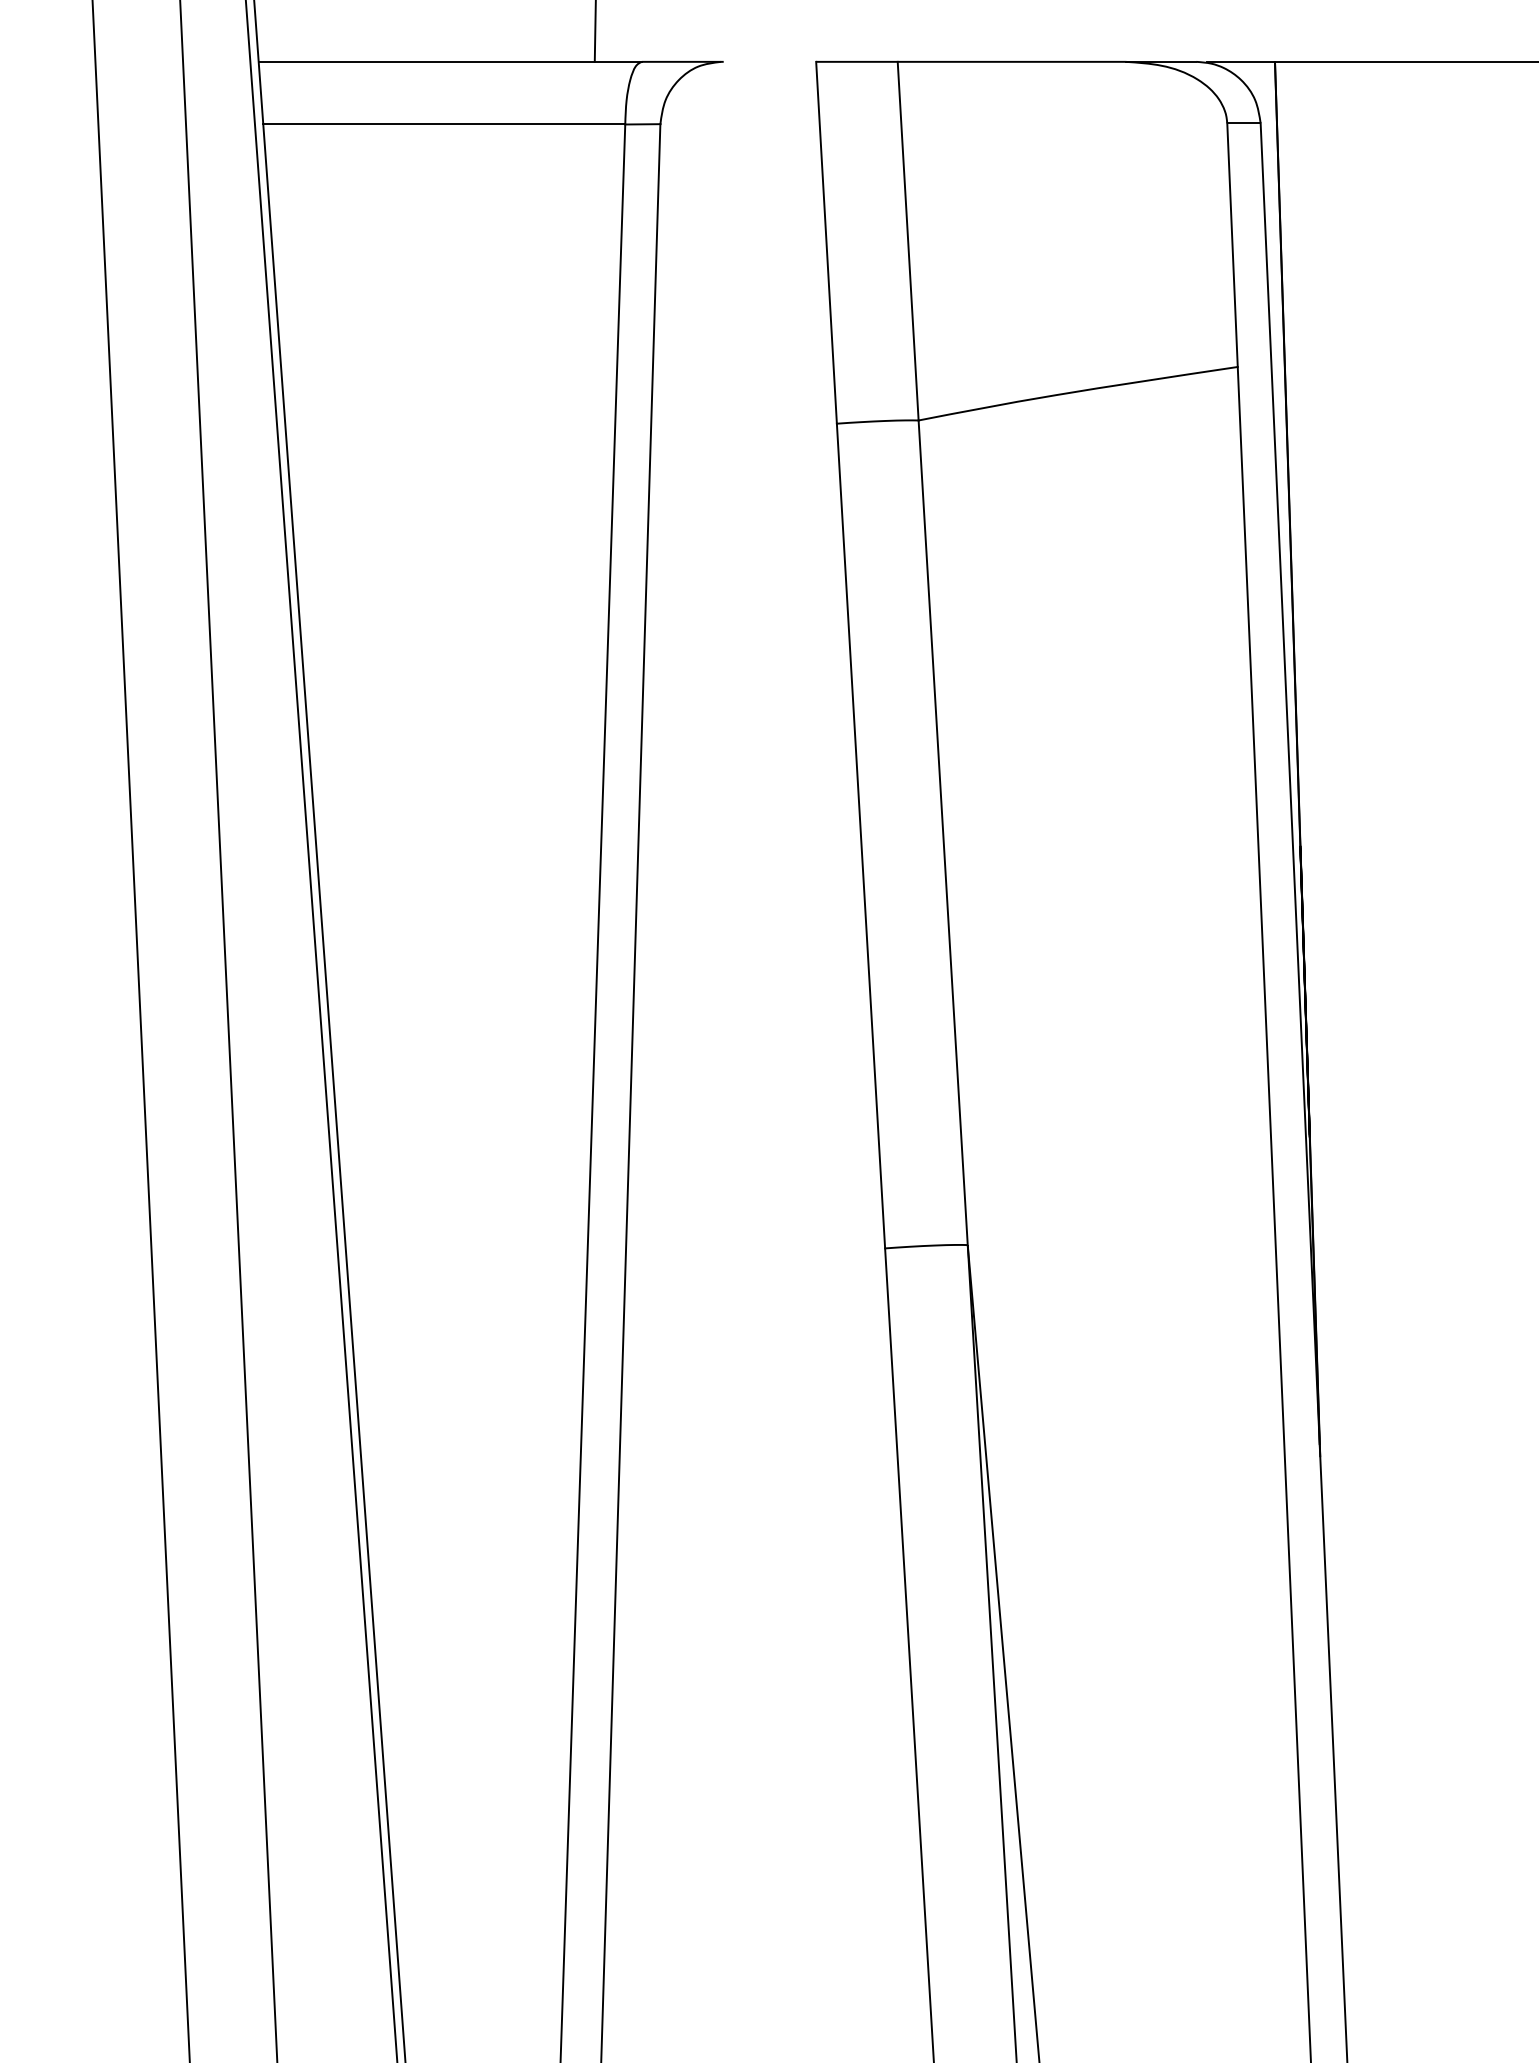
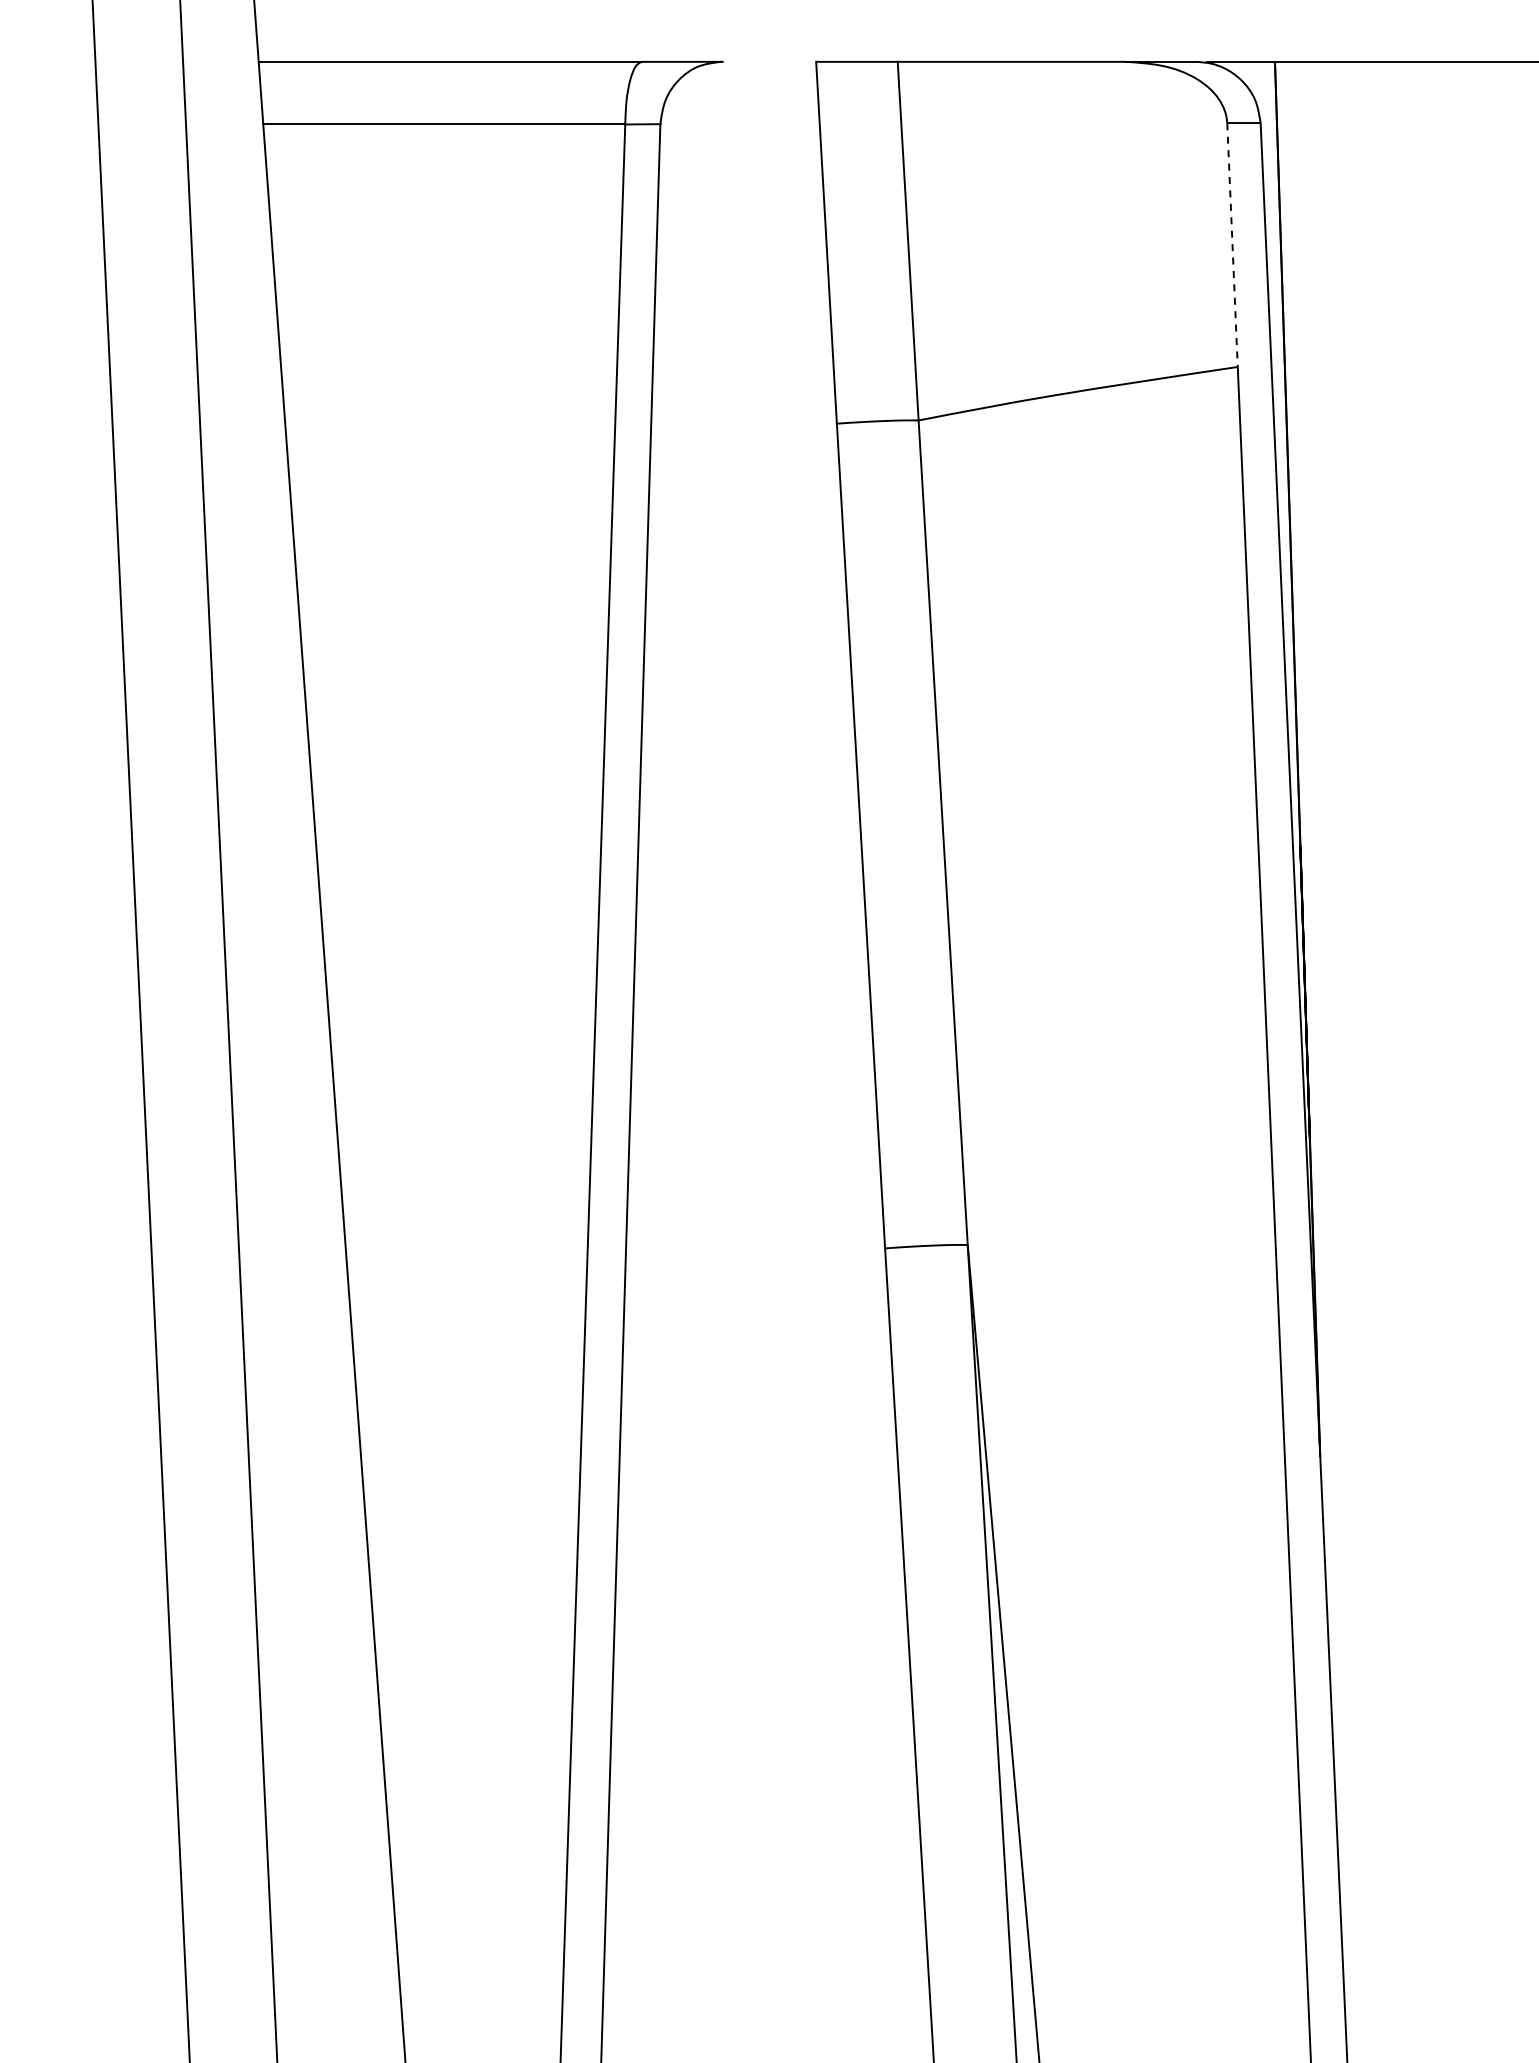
line: present -> none (594, 31)
line: solid -> dashed (1232, 245)
line: present -> none (321, 1030)
